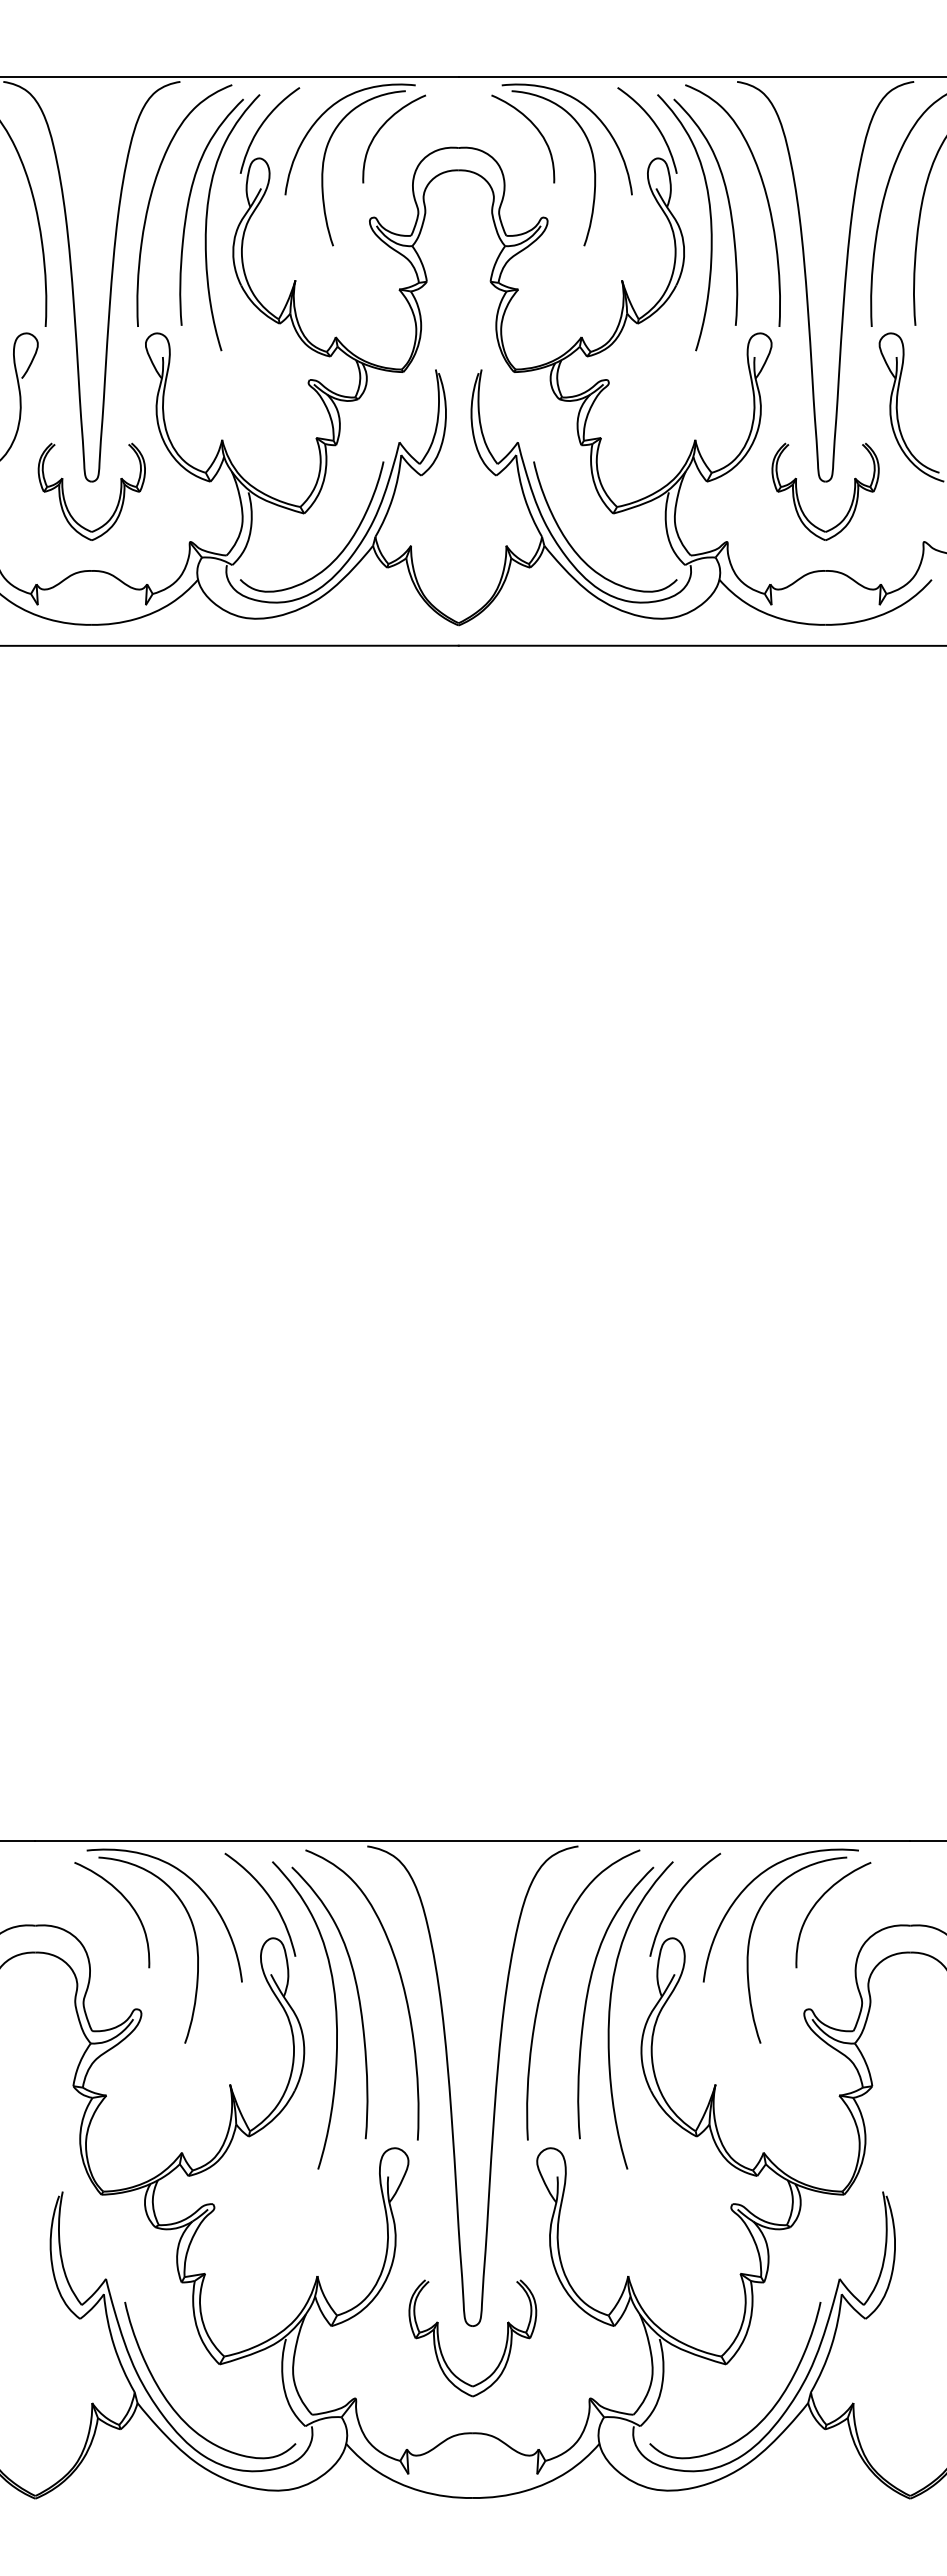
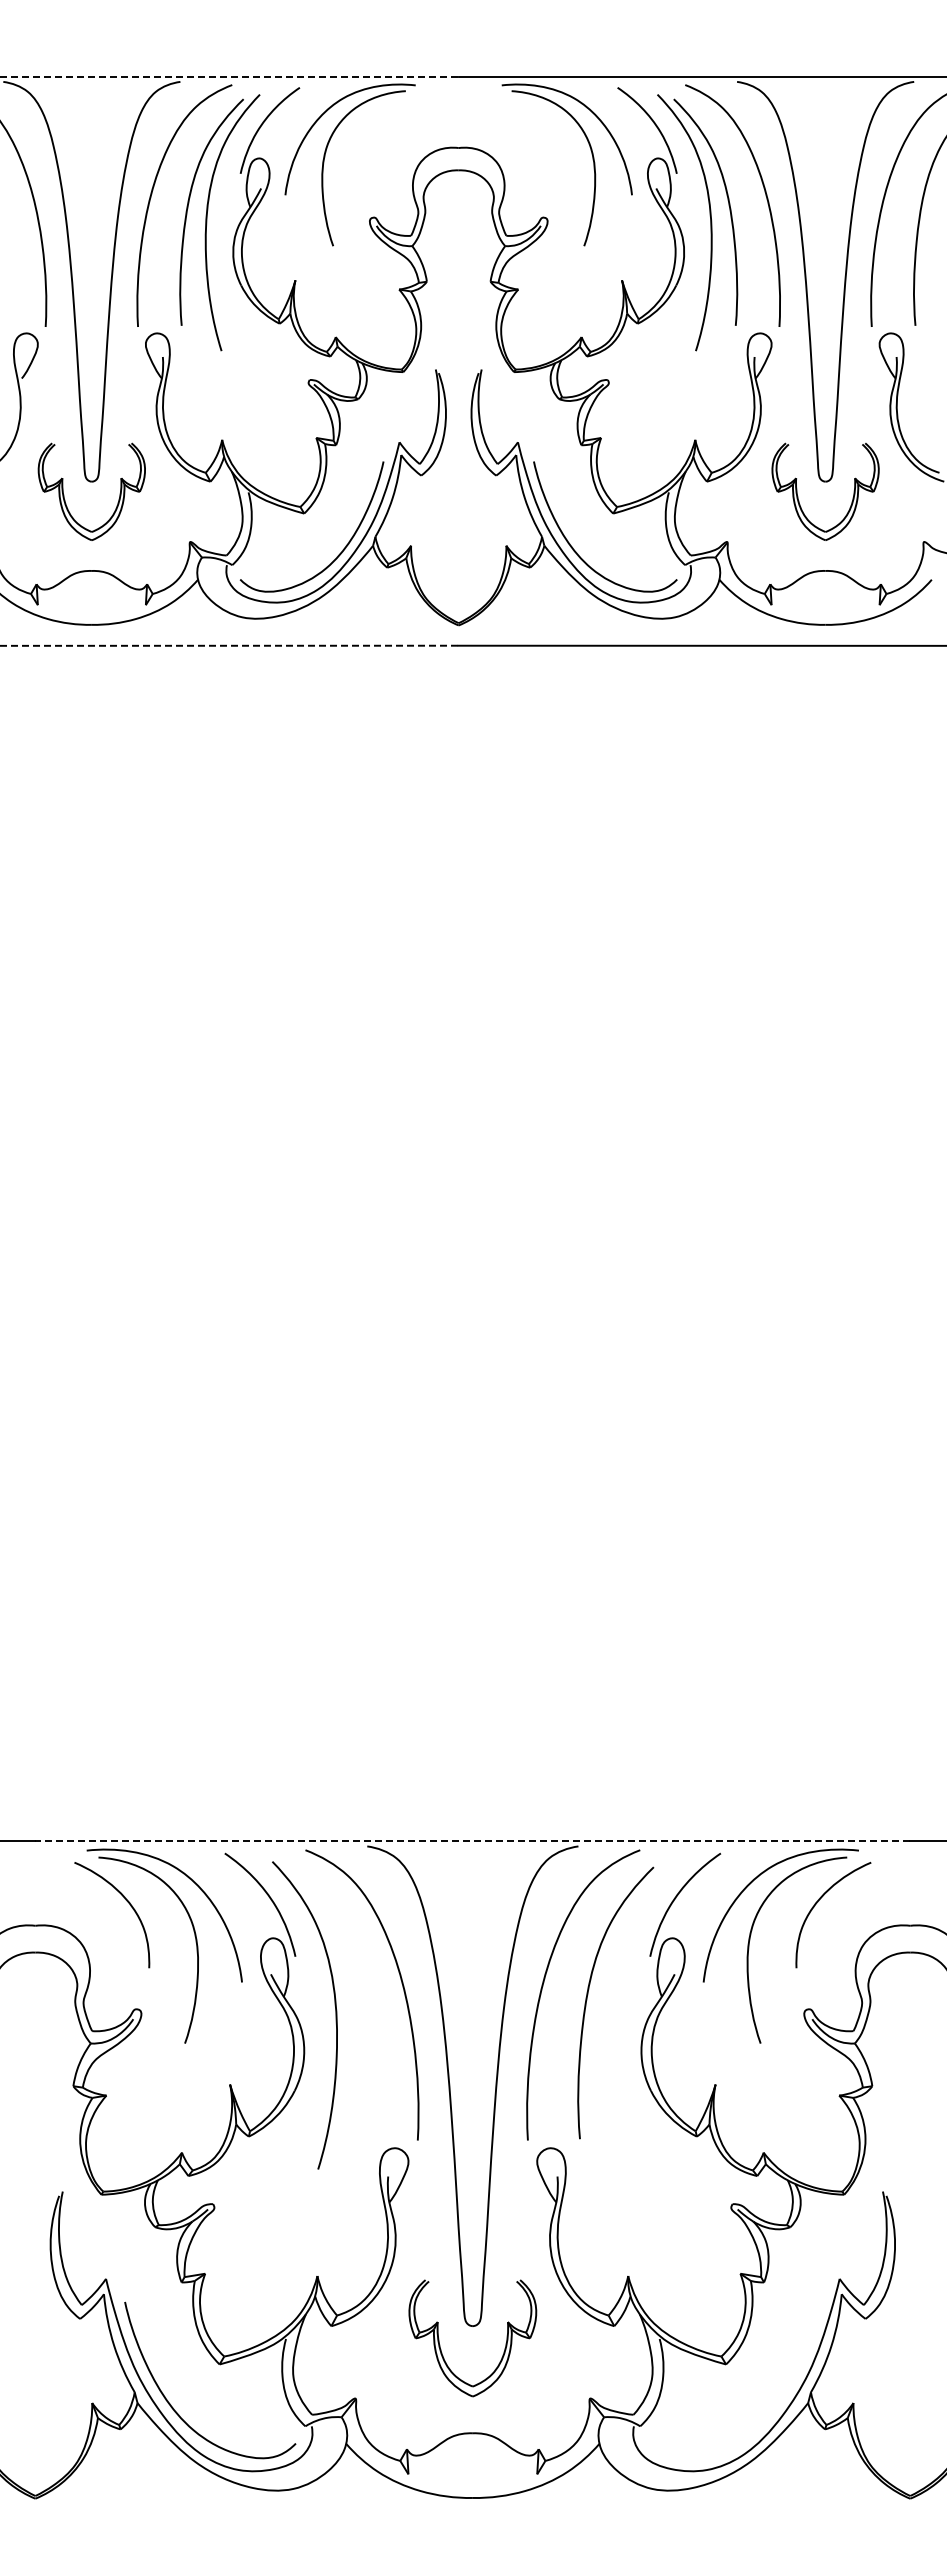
line: solid -> dashed (229, 77)
curve: present -> none (534, 127)
curve: present -> none (380, 130)
line: solid -> dashed (229, 645)
line: solid -> dashed (472, 1840)
curve: present -> none (357, 1996)
curve: present -> none (610, 2015)
curve: present -> none (770, 2409)
